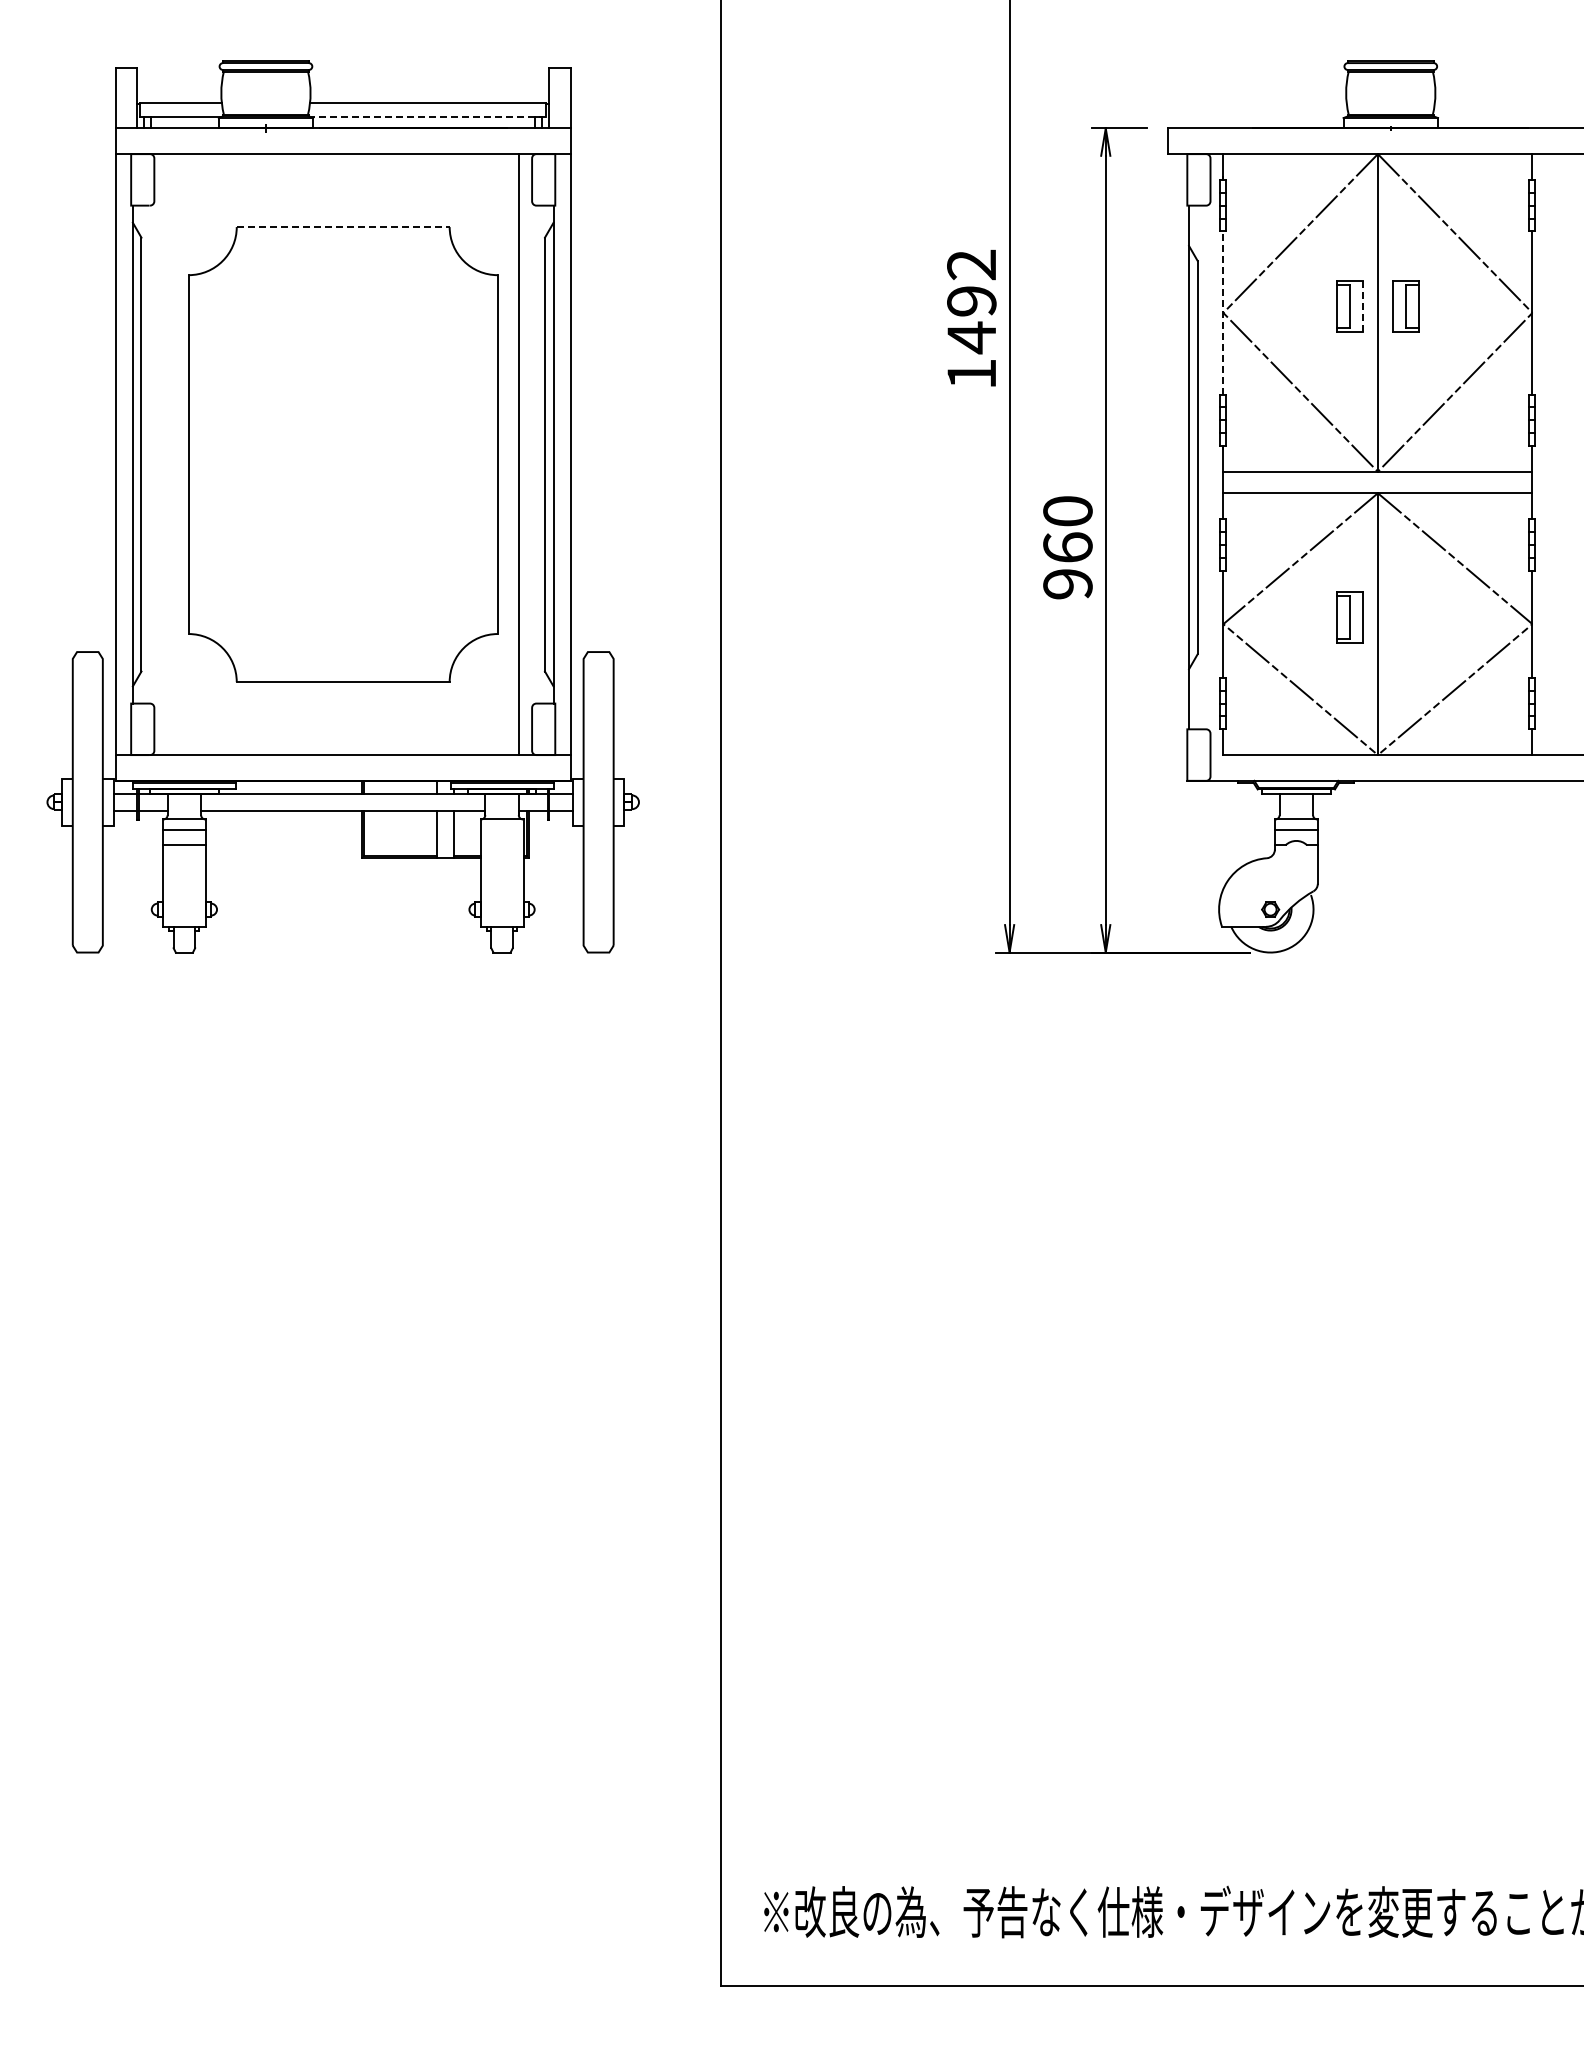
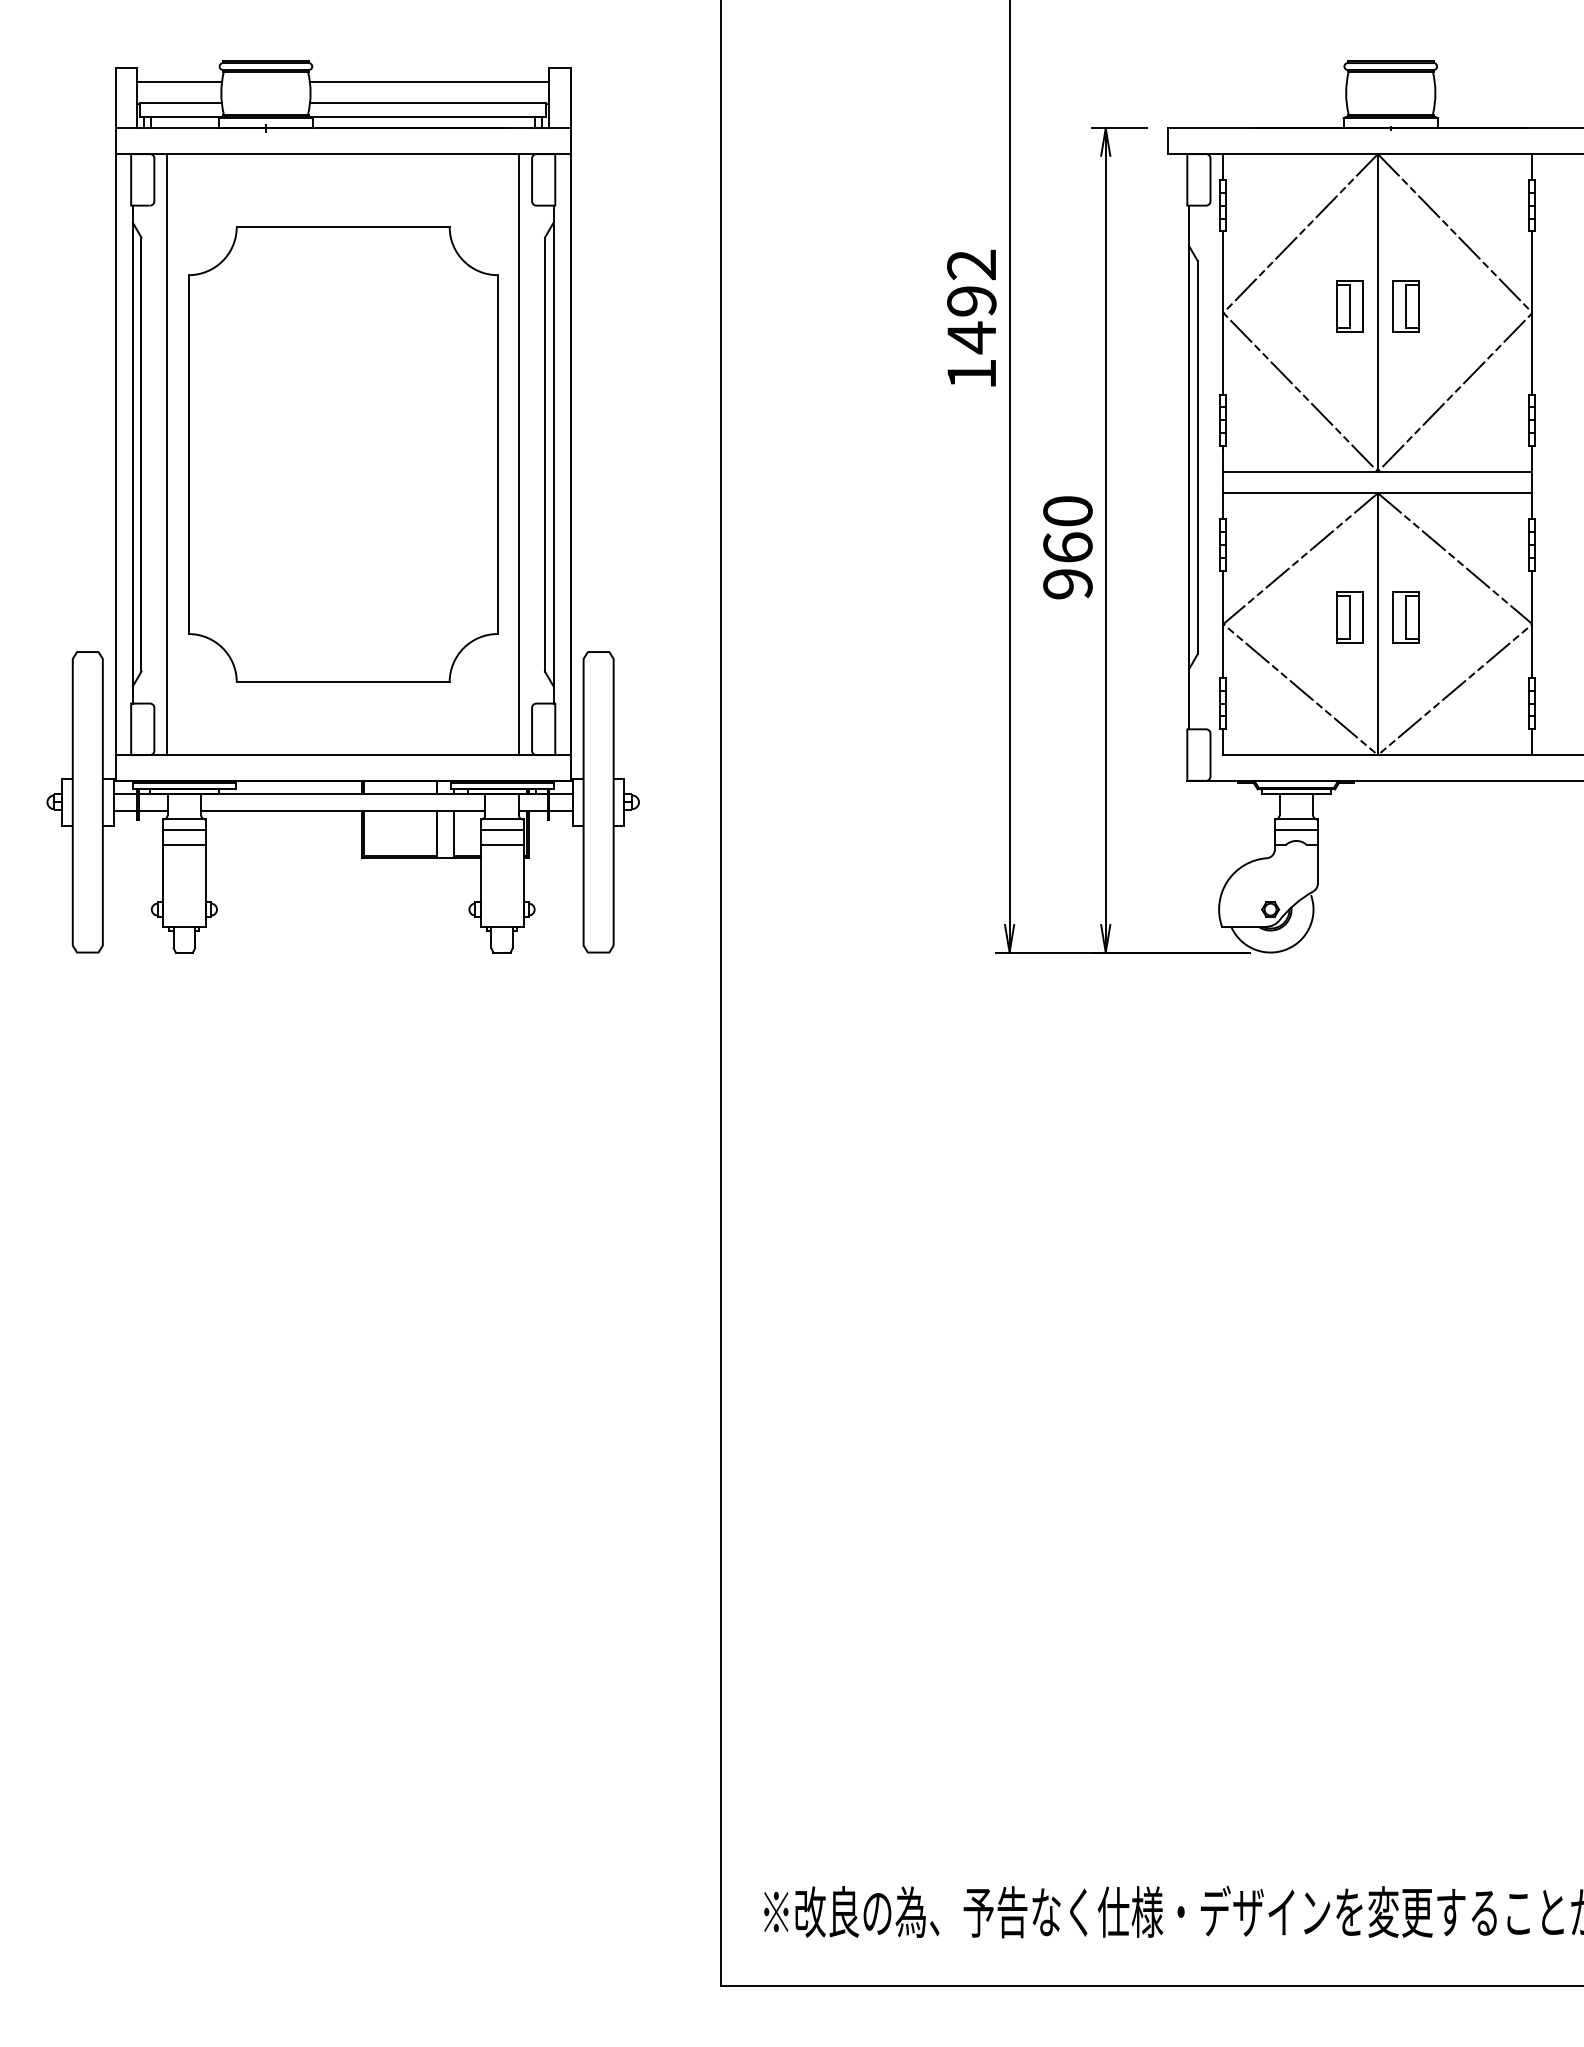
line: none -> present (179, 82)
line: none -> present (429, 82)
line: dashed -> solid (428, 117)
line: dashed -> solid (343, 227)
line: dashed -> solid (1363, 306)
line: dashed -> solid (1223, 312)
line: none -> present (167, 454)
part: none -> present (1405, 617)
line: none -> present (501, 829)
line: none -> present (501, 845)
